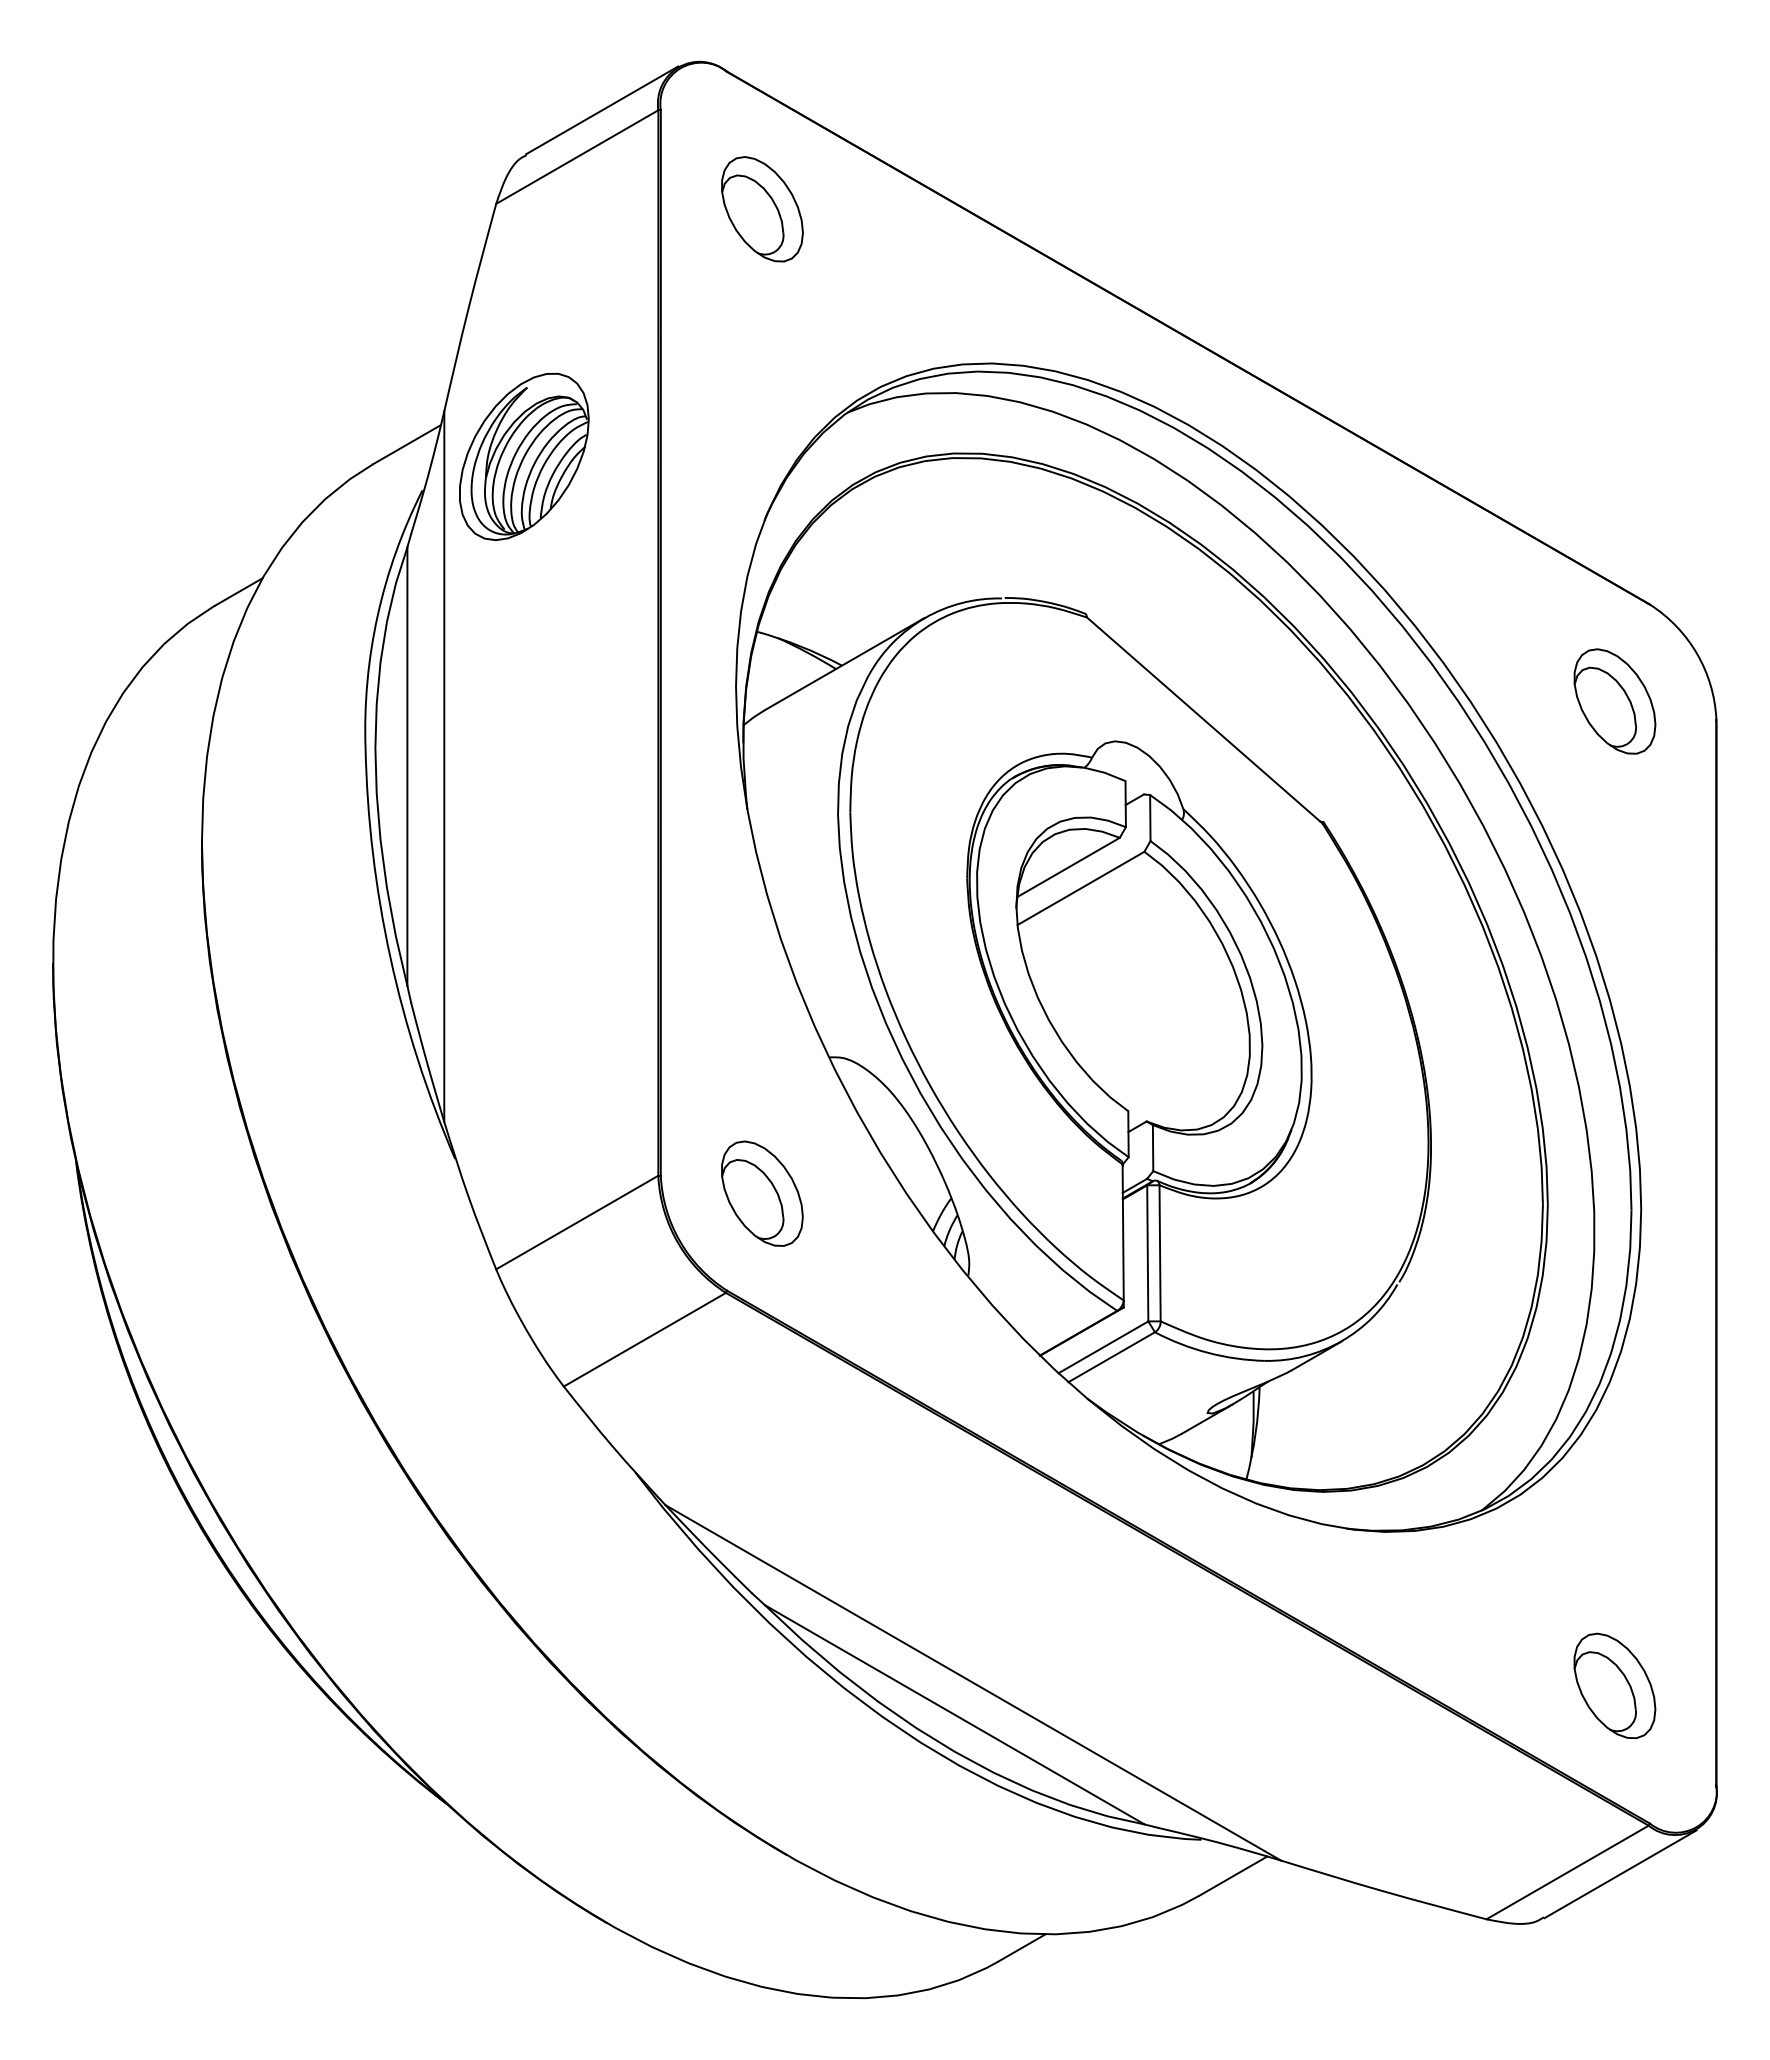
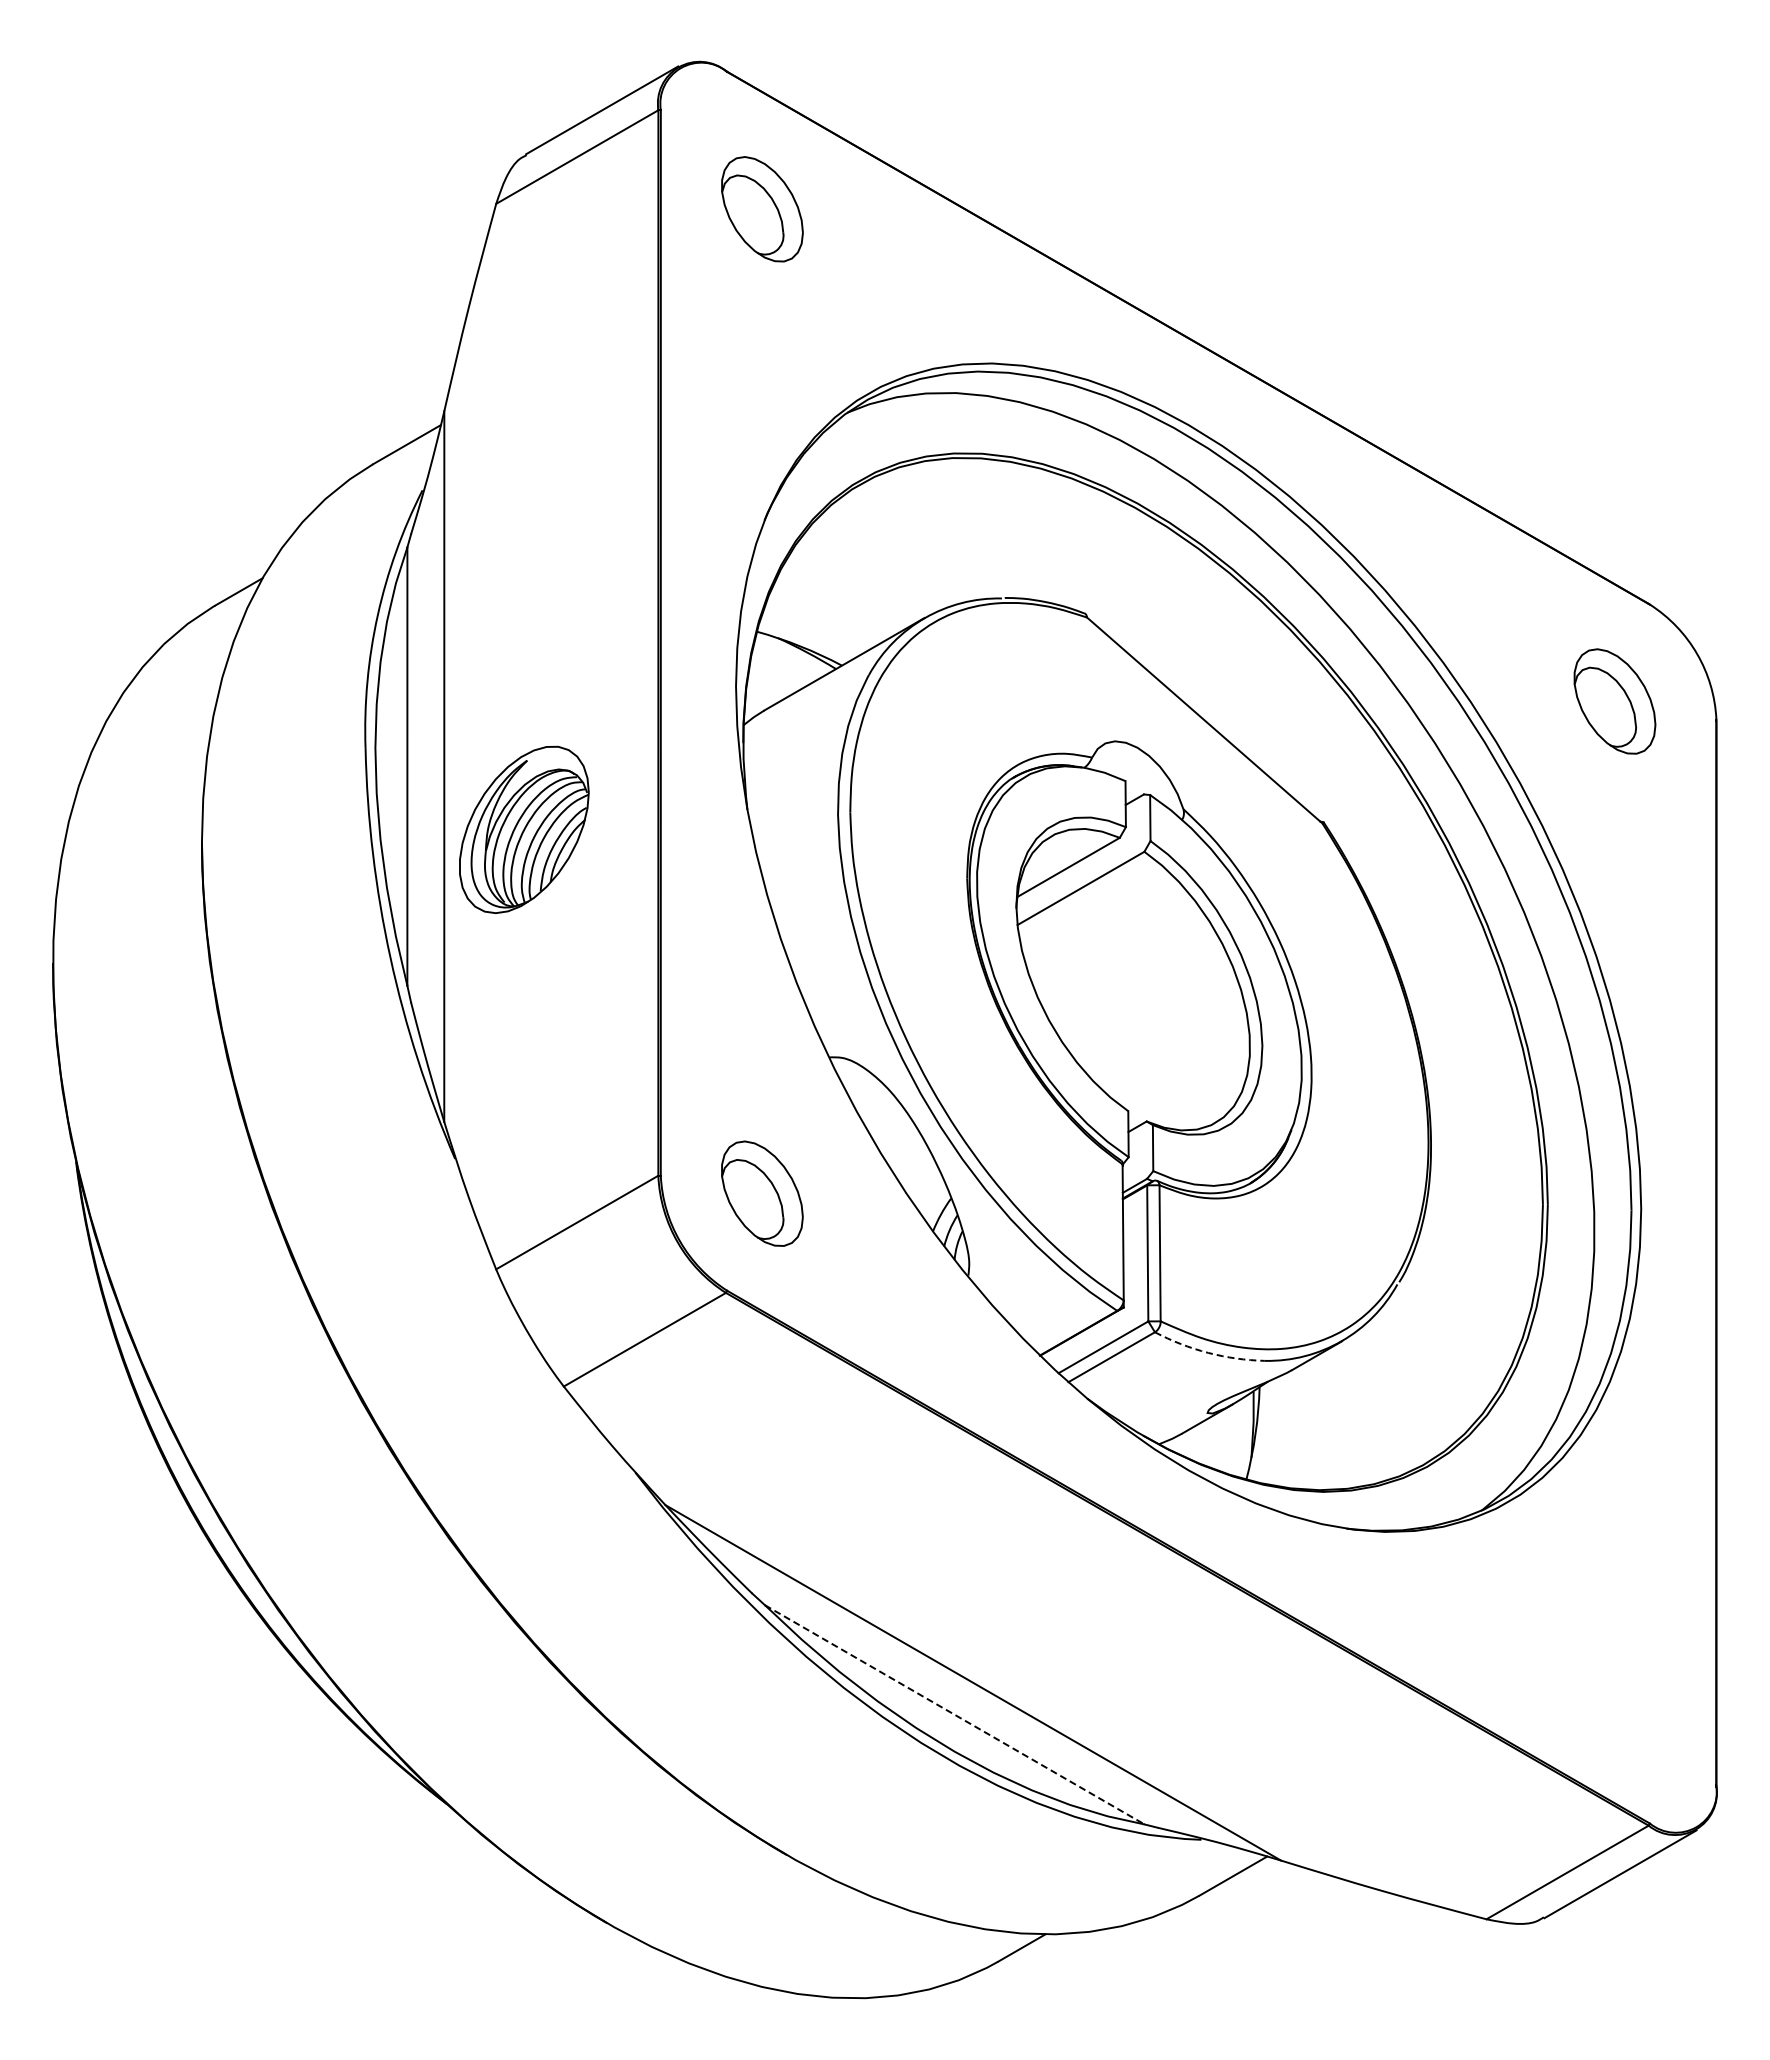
part position: (524, 456) -> (524, 829) (524, 829)
arc: solid -> dashed (1208, 1352)
part: present -> none (1614, 1685)
line: solid -> dashed (955, 1715)
